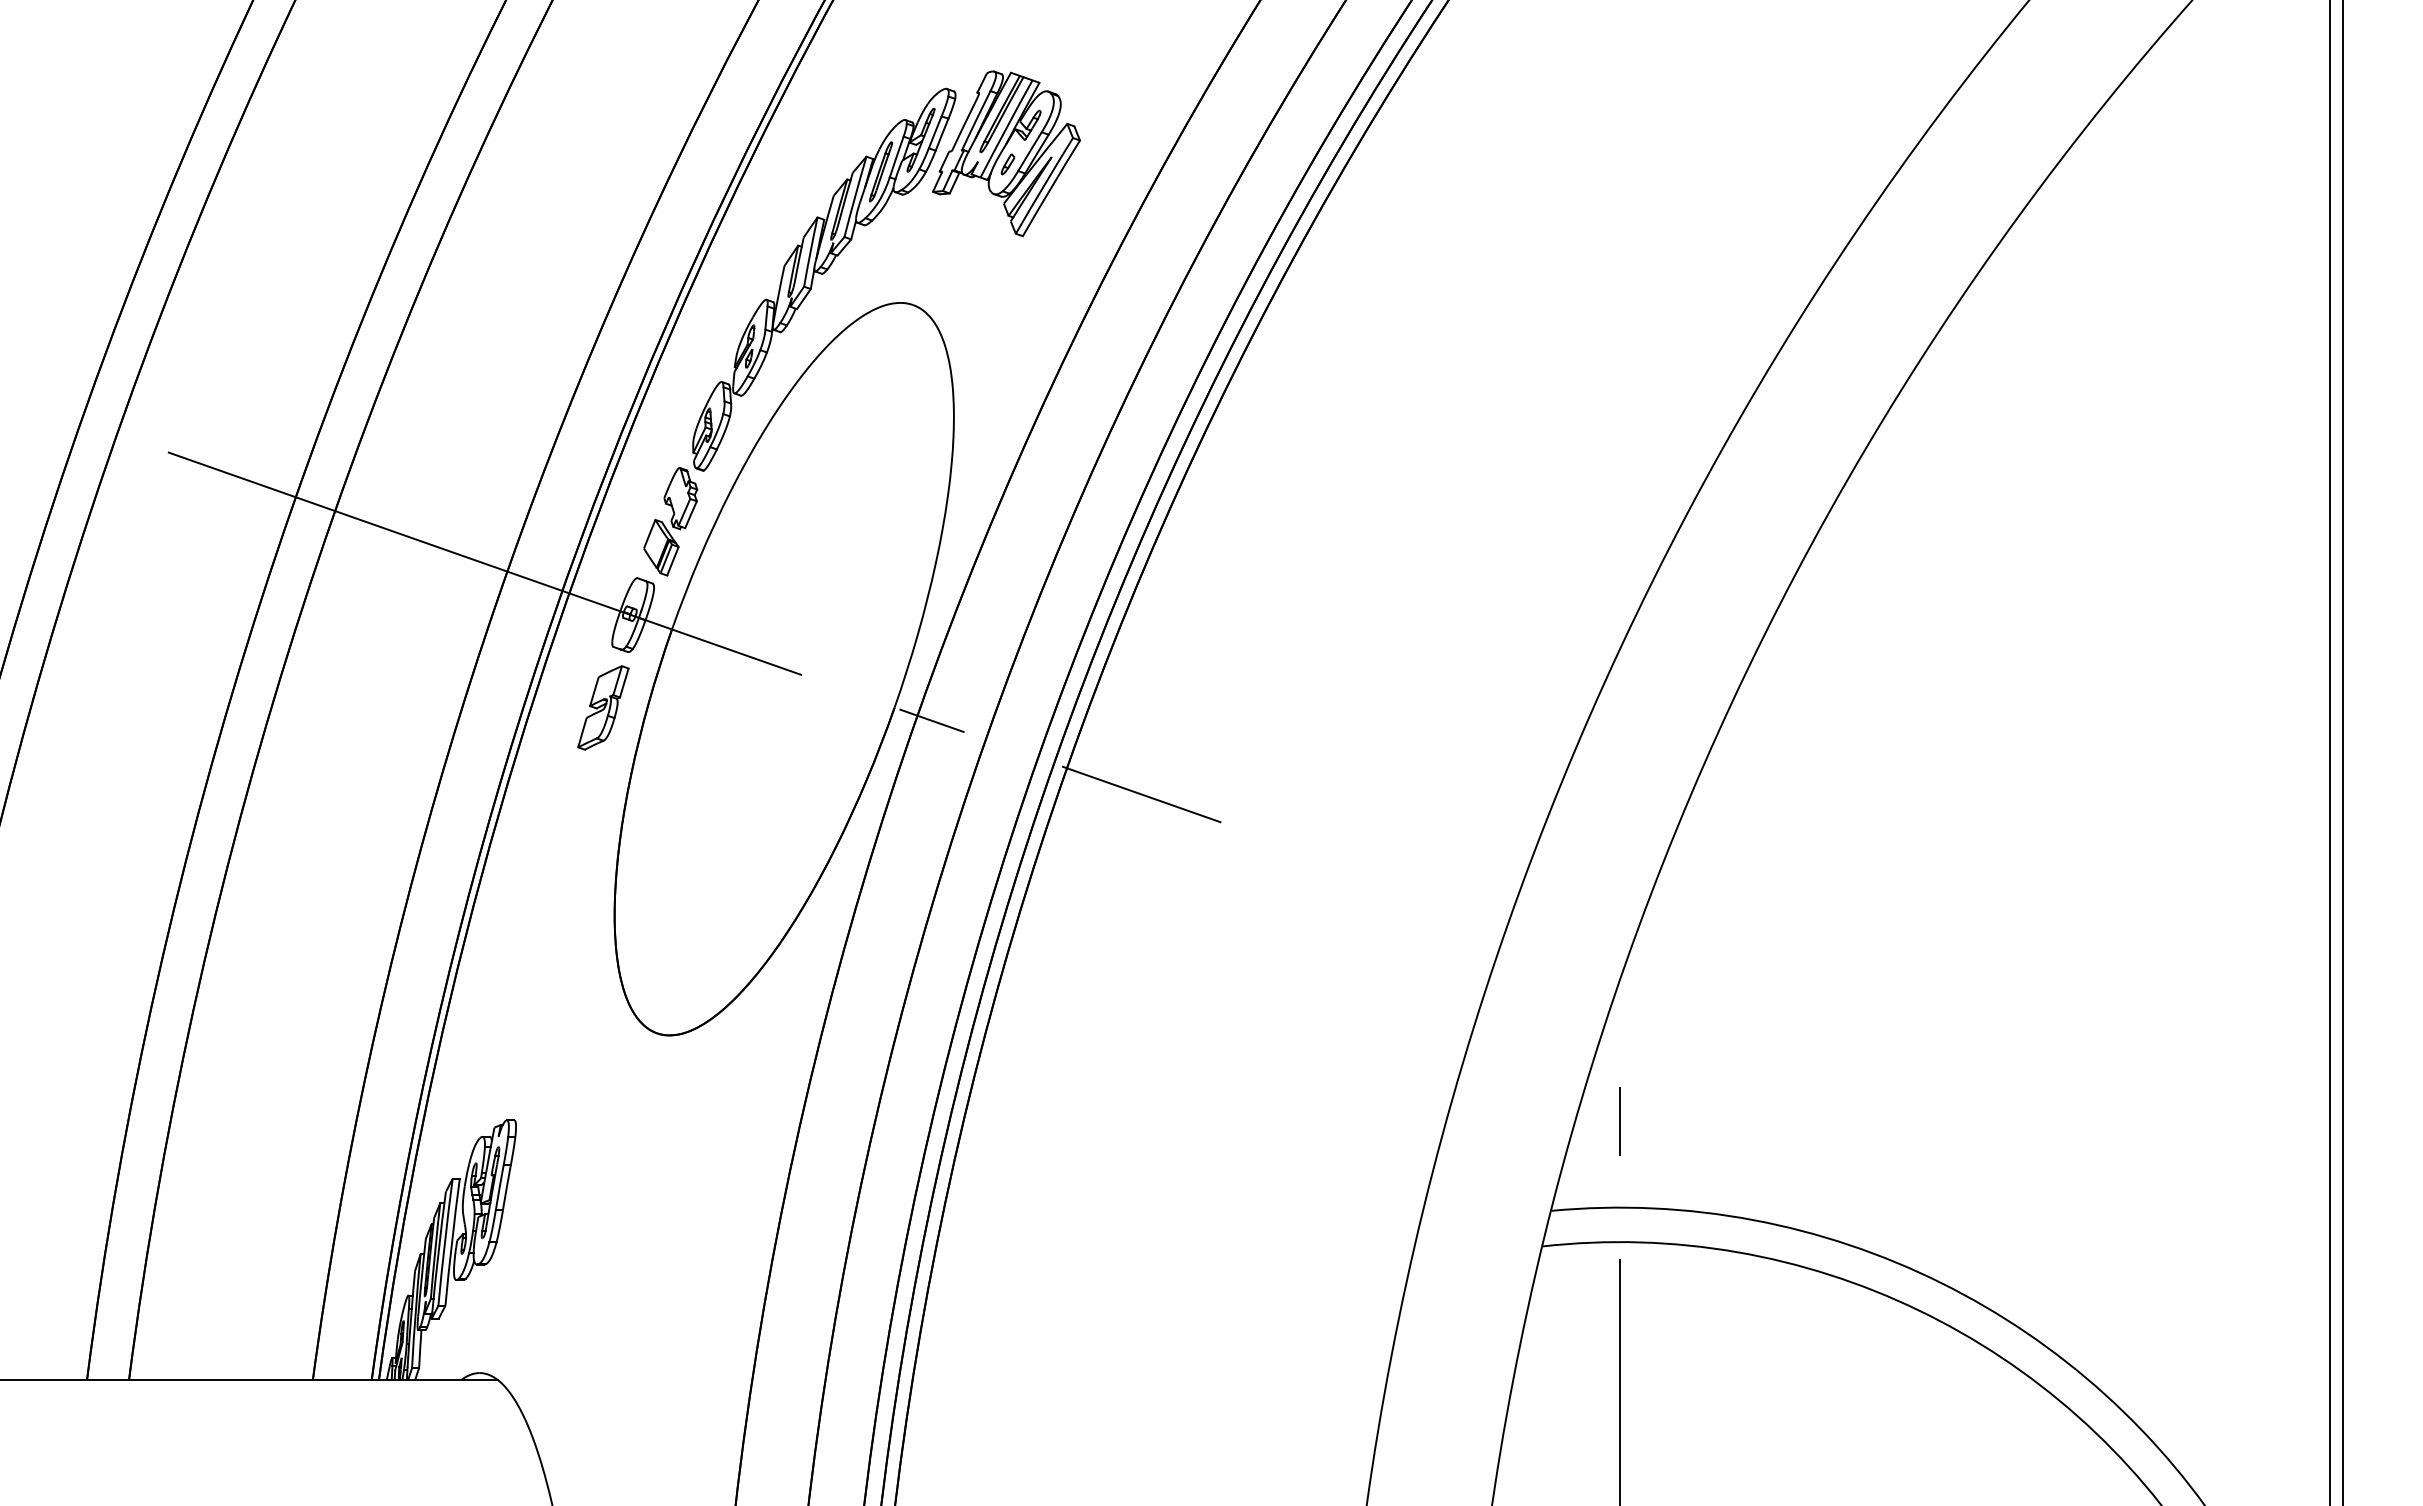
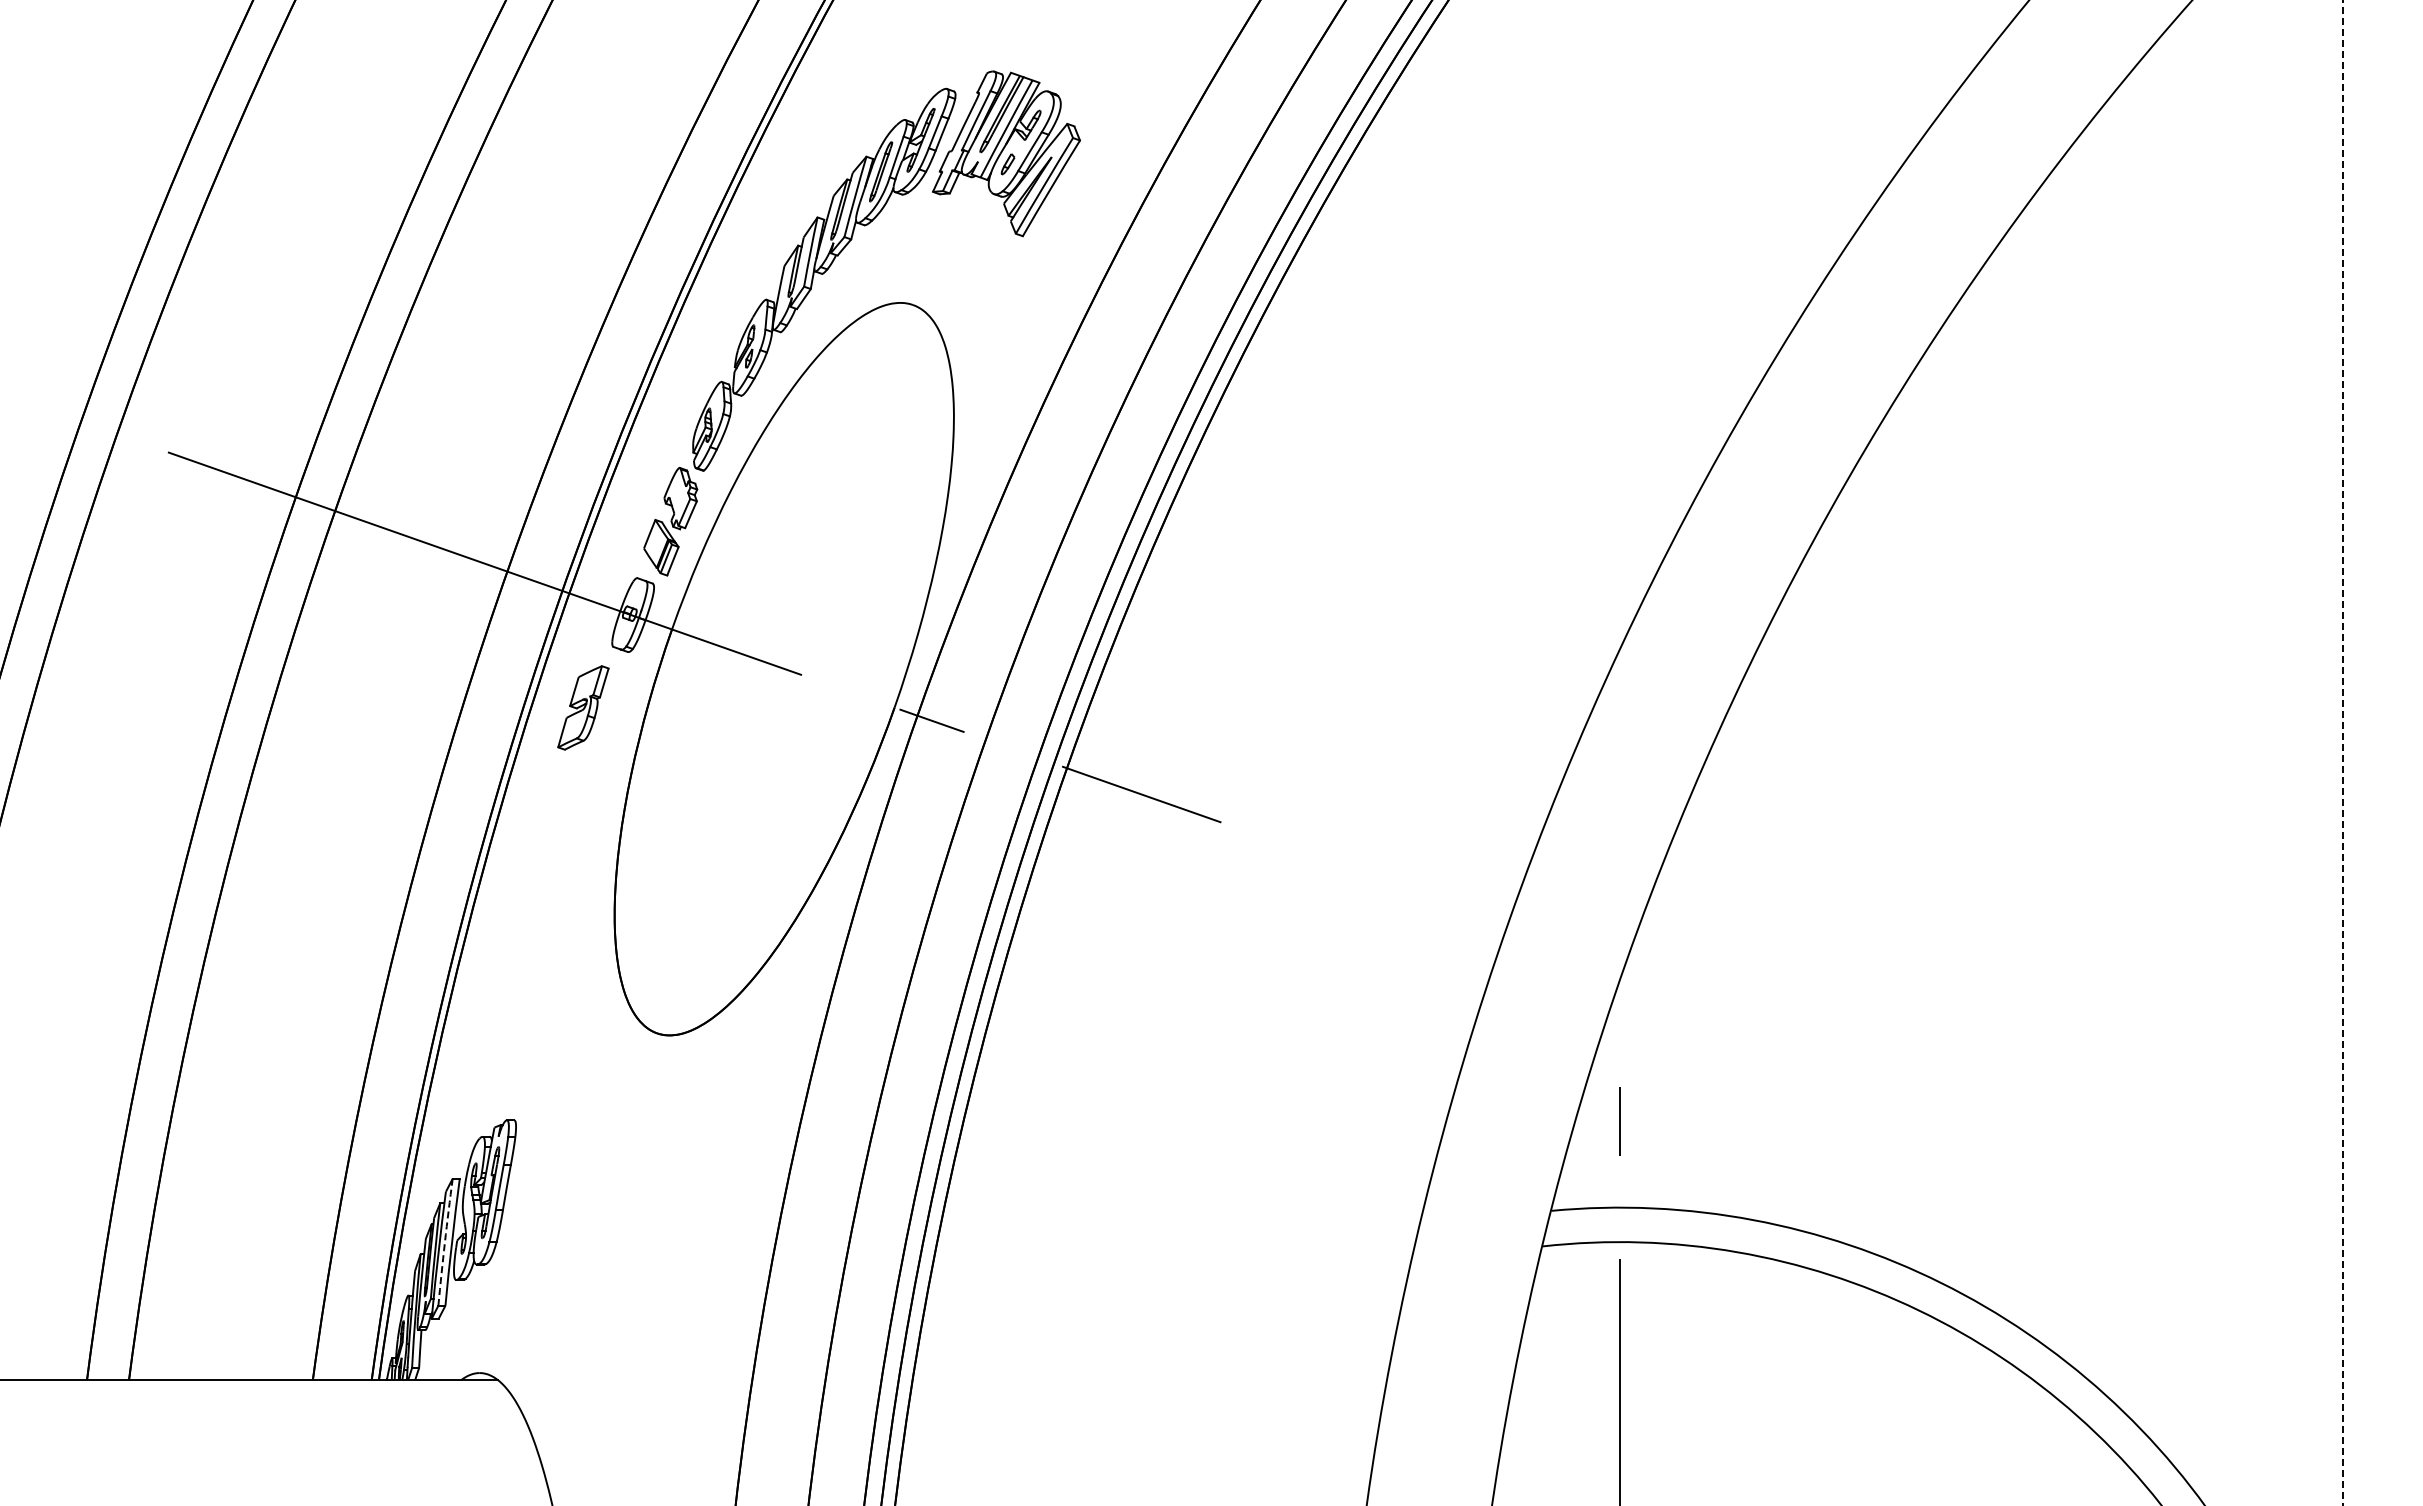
part position: (603, 707) -> (583, 707) (583, 707)
line: present -> none (2329, 752)
line: solid -> dashed (2343, 753)
arc: solid -> dashed (444, 1242)
